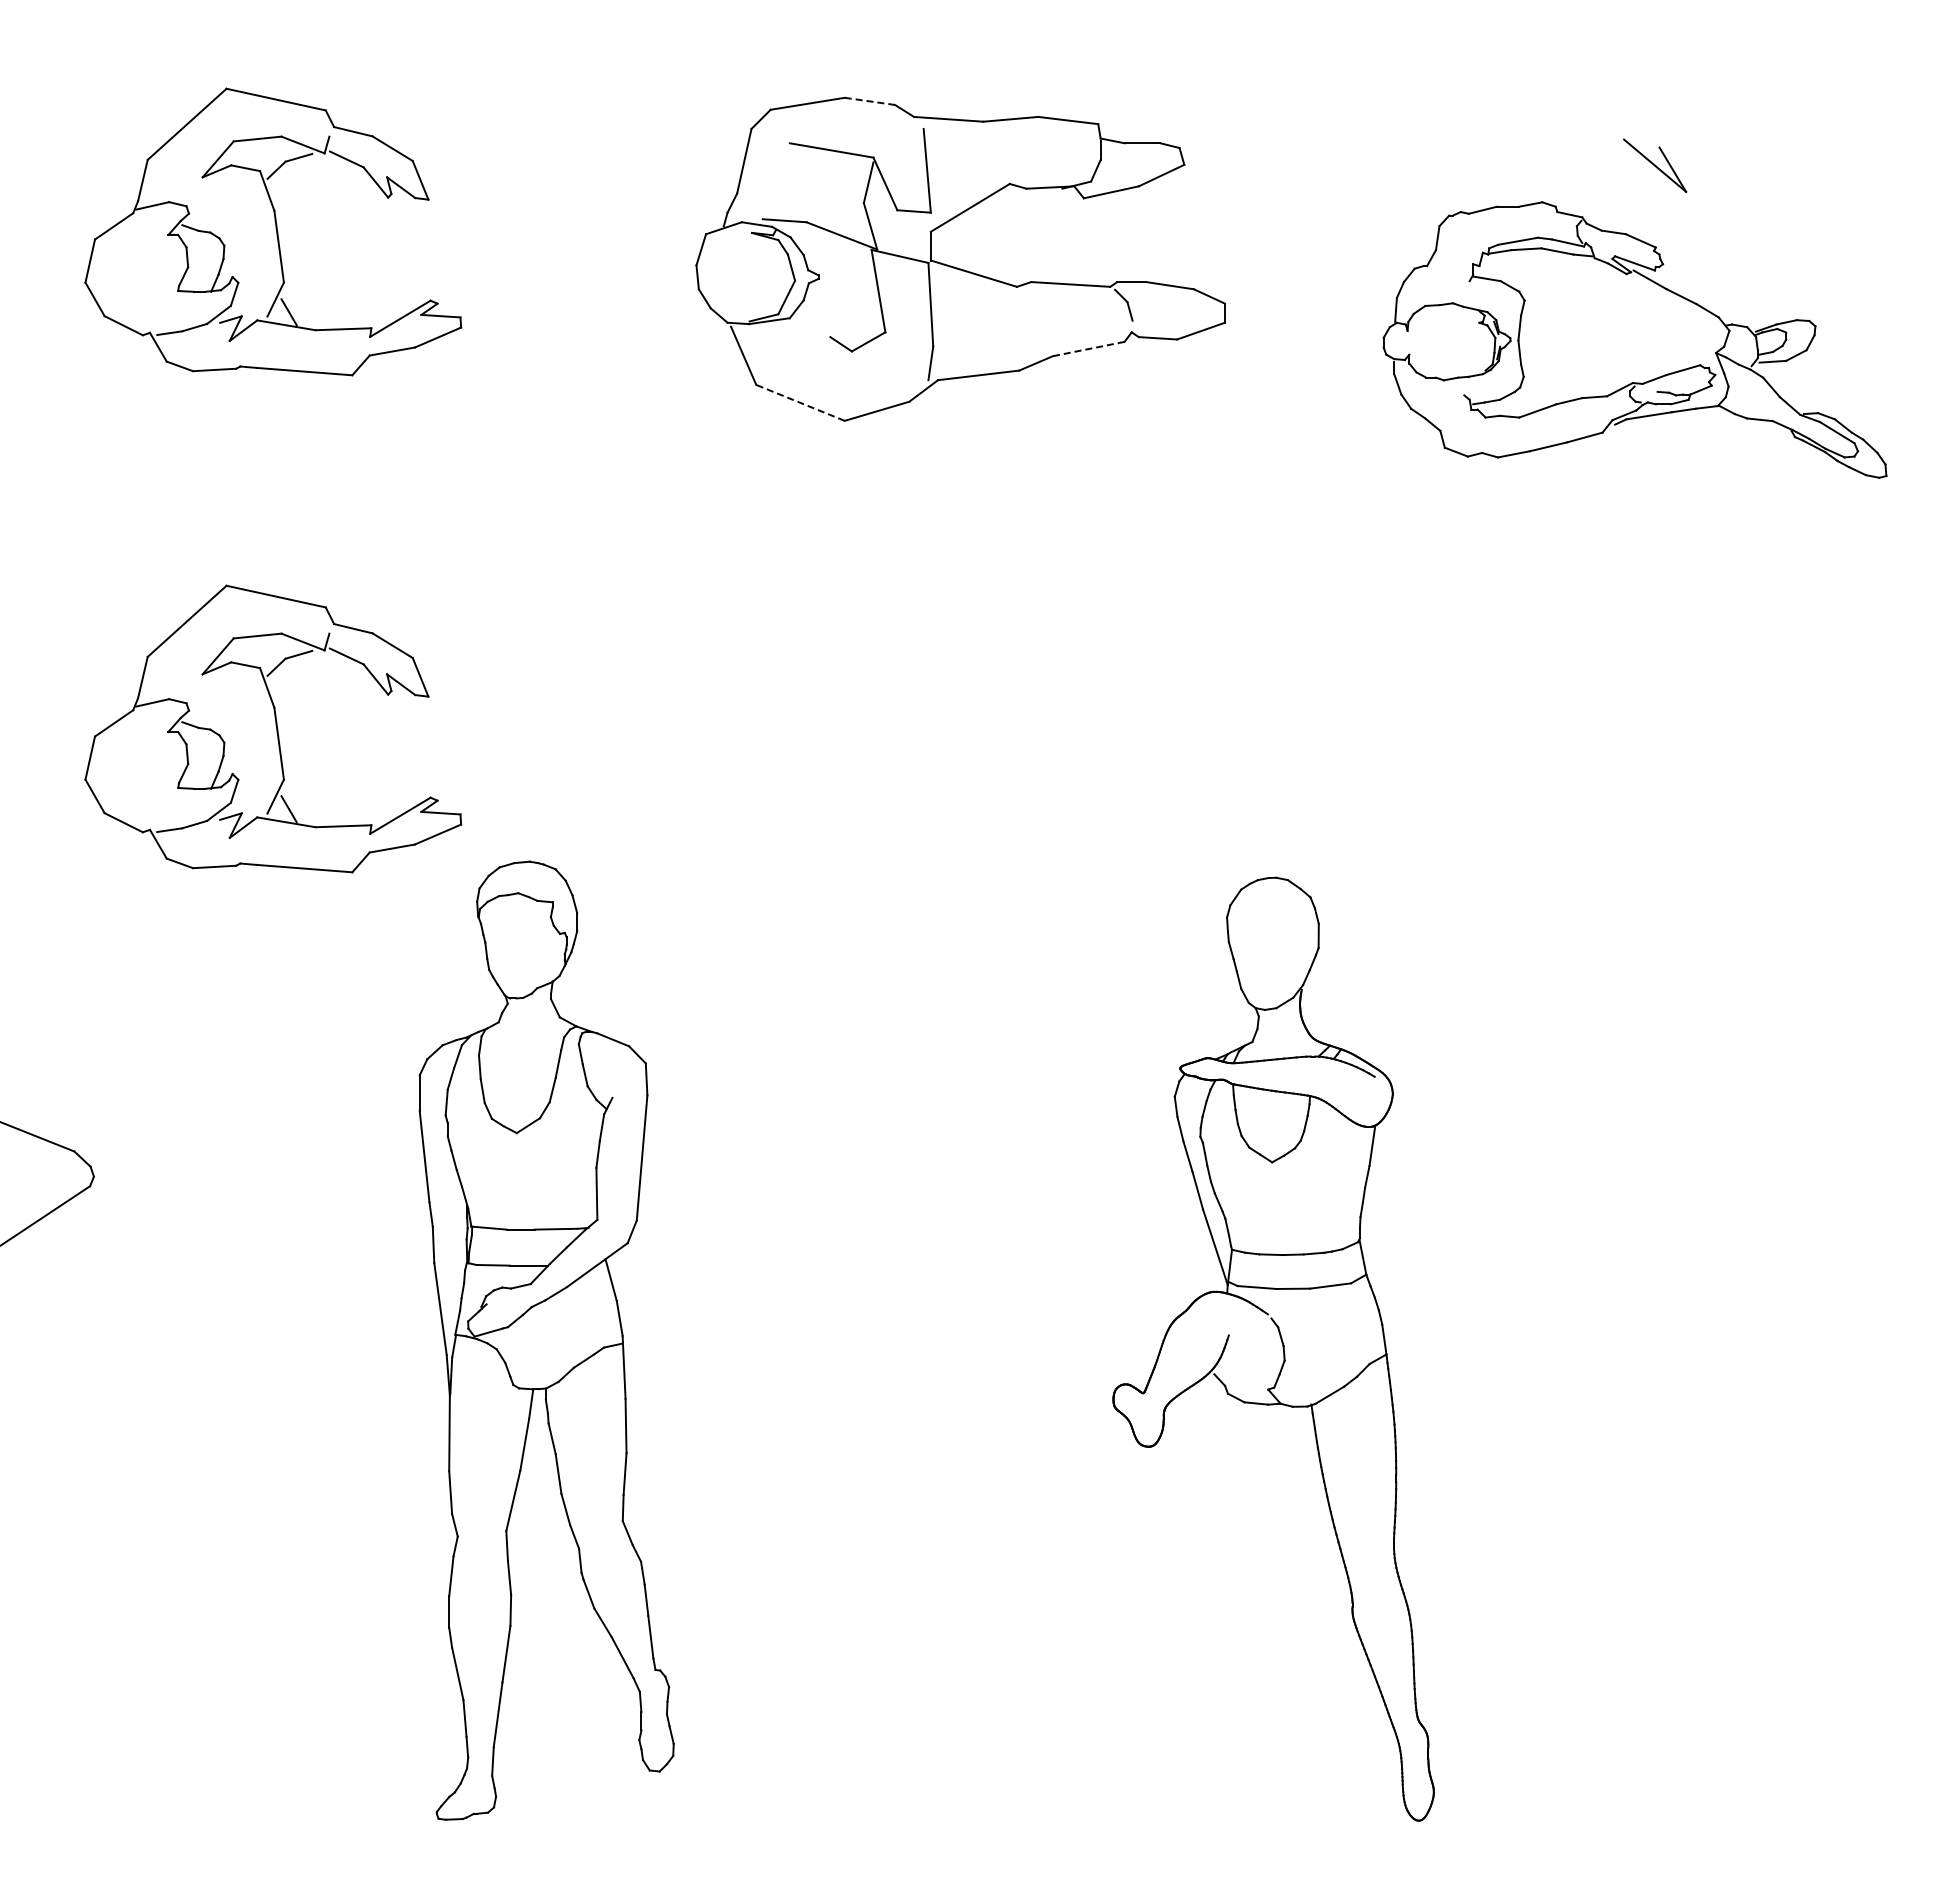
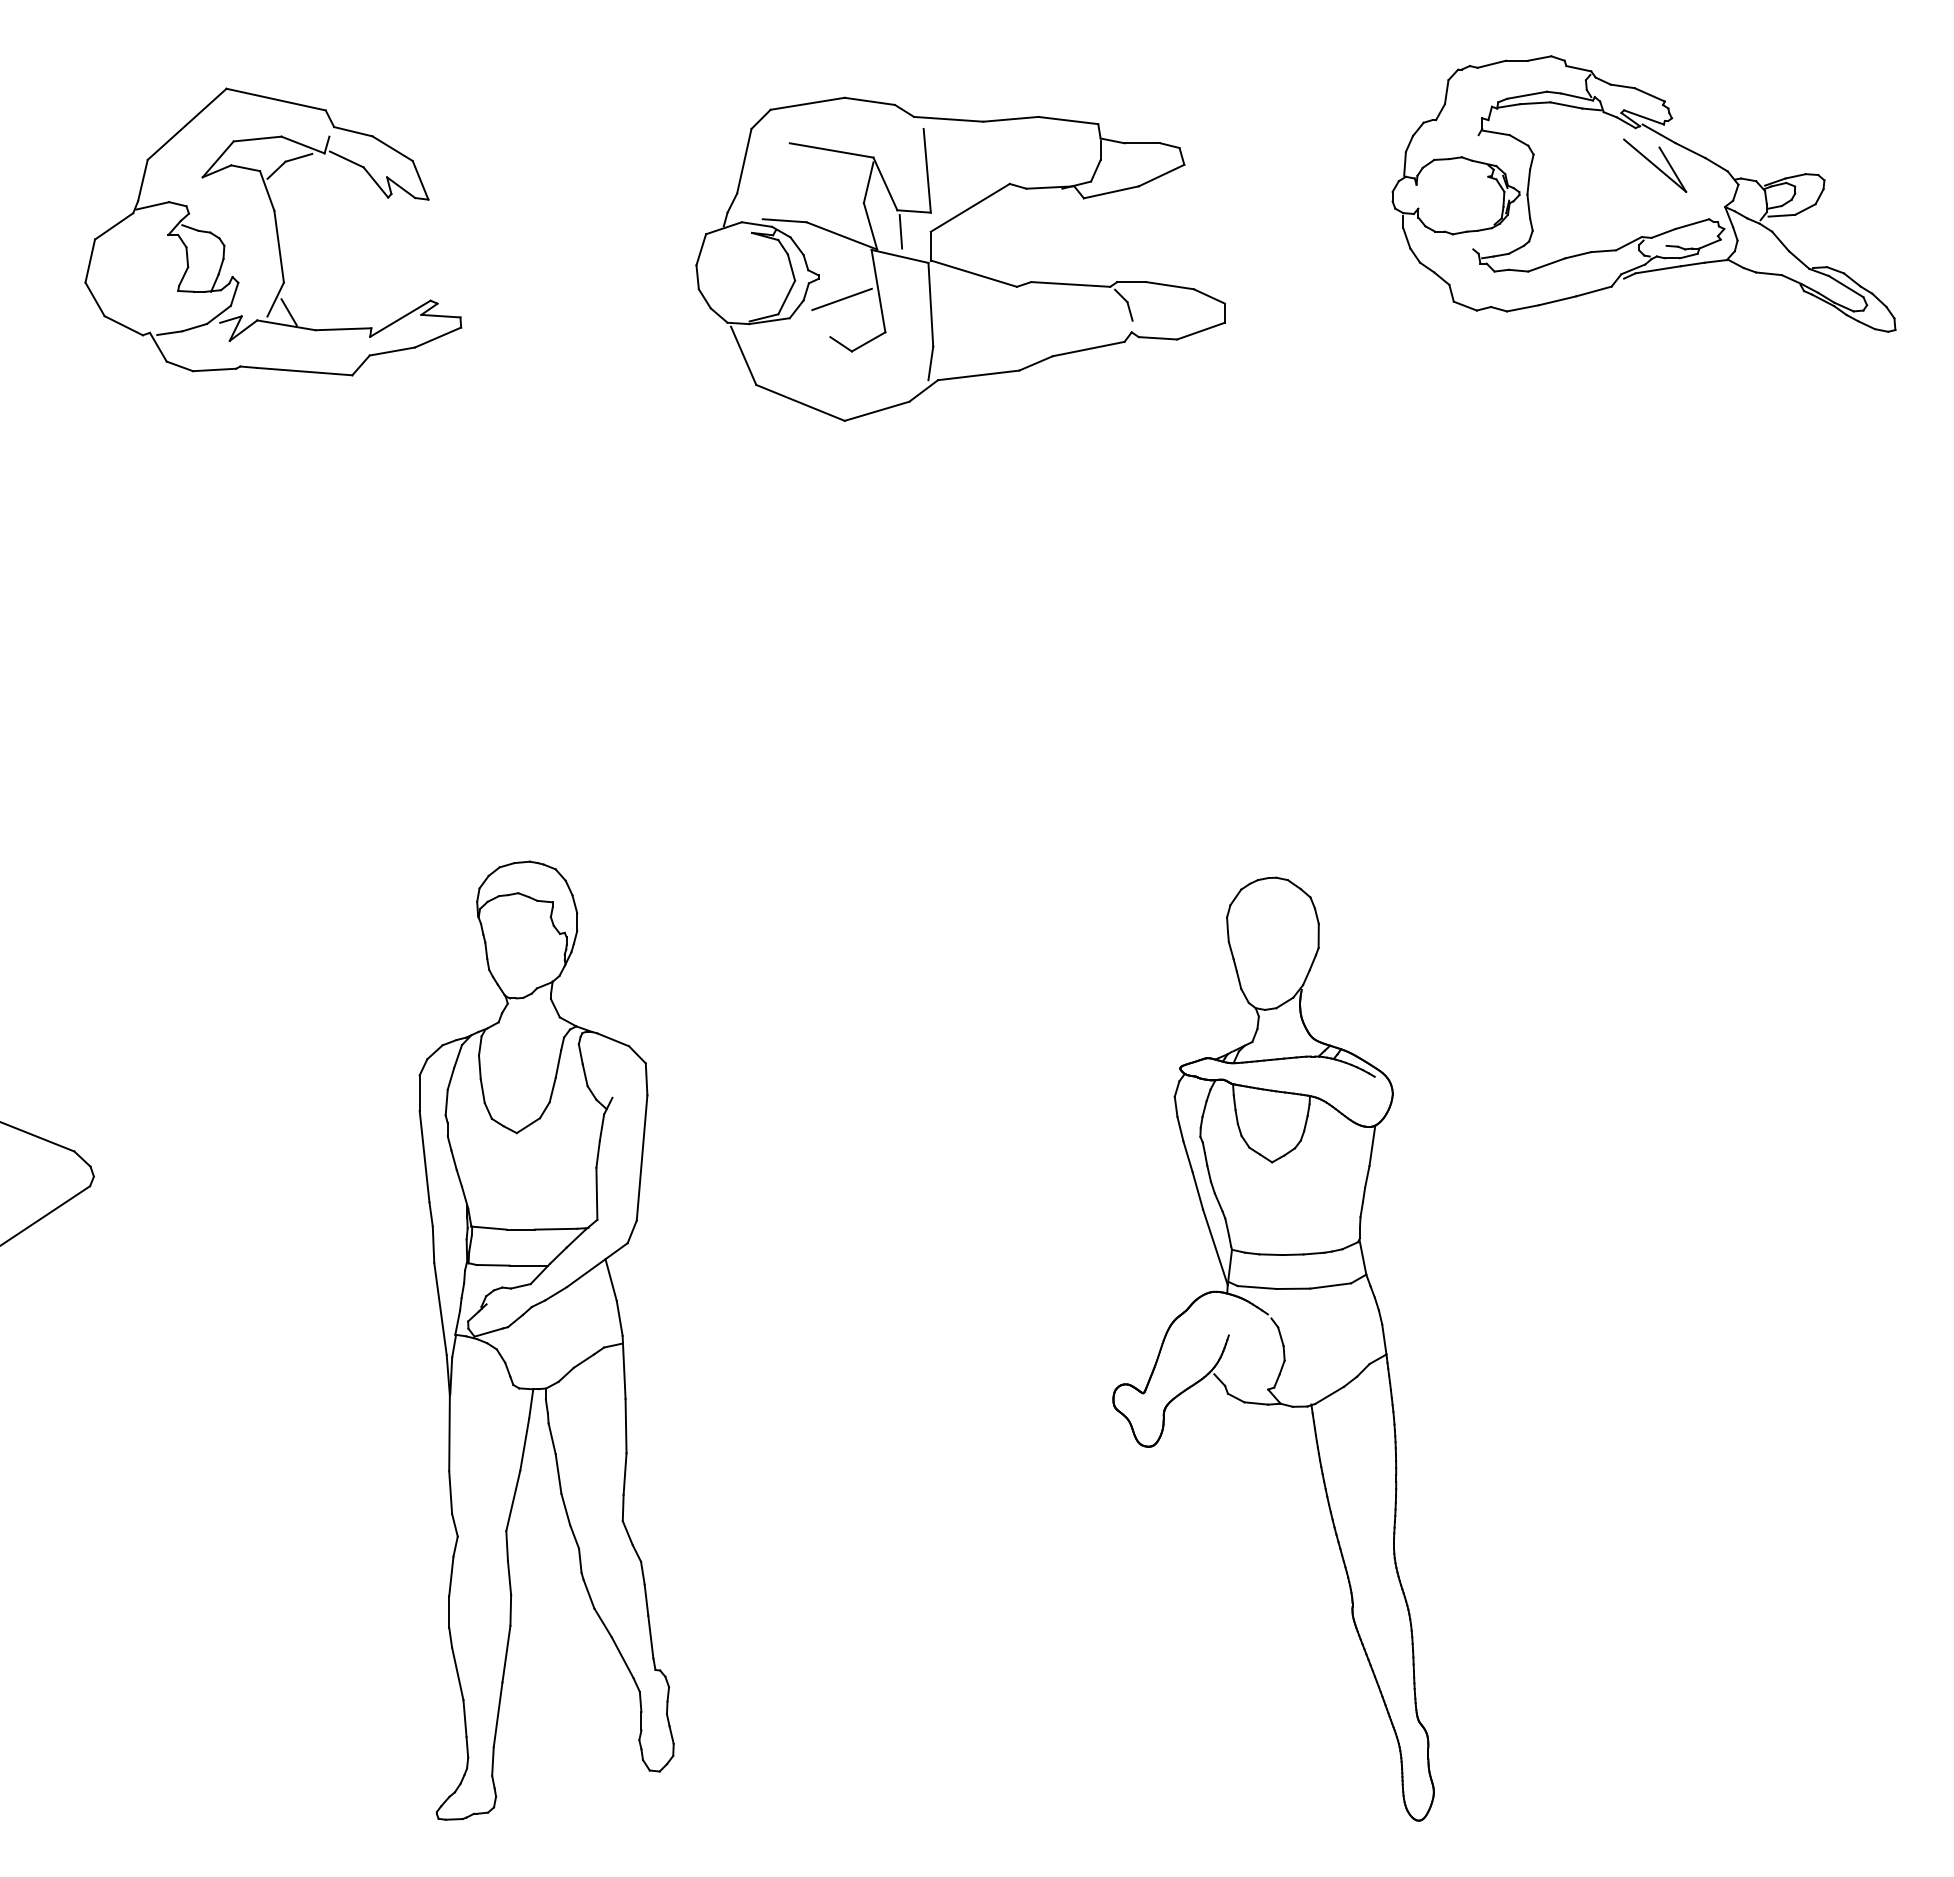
line: dashed -> solid (870, 101)
line: none -> present (900, 231)
line: none -> present (841, 299)
line: dashed -> solid (1088, 349)
part position: (1634, 382) -> (1643, 236) (1643, 236)
line: dashed -> solid (800, 402)
part: present -> none (273, 728)
